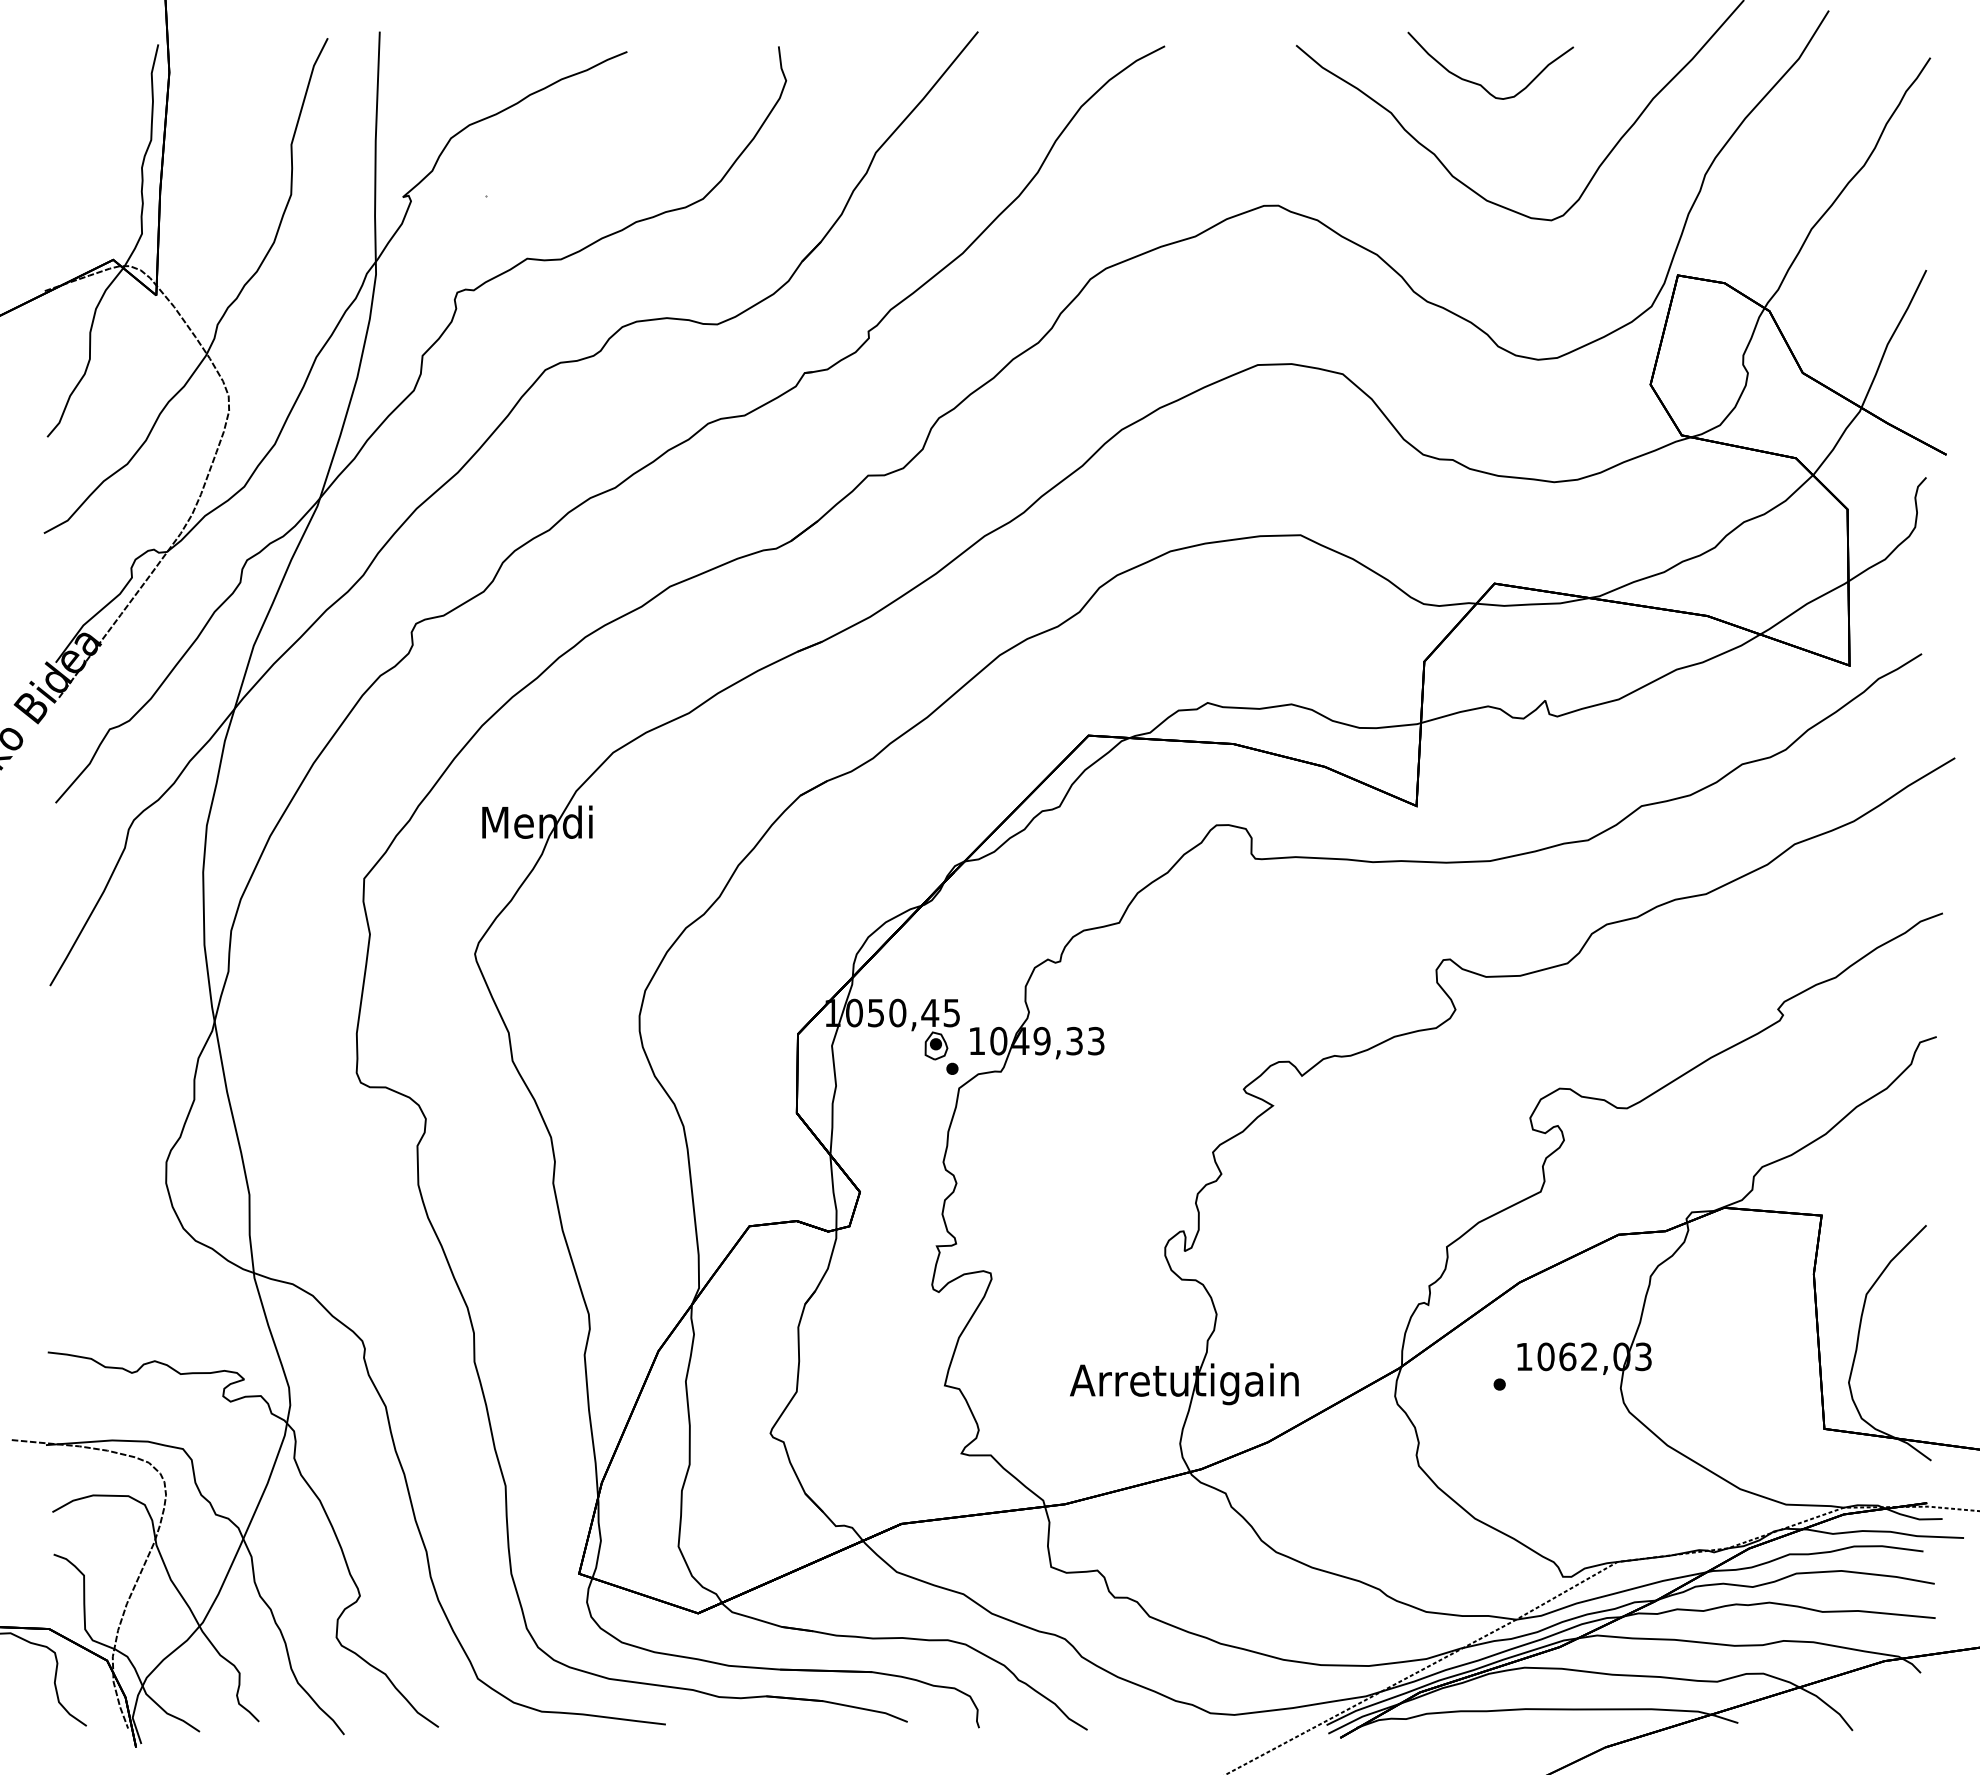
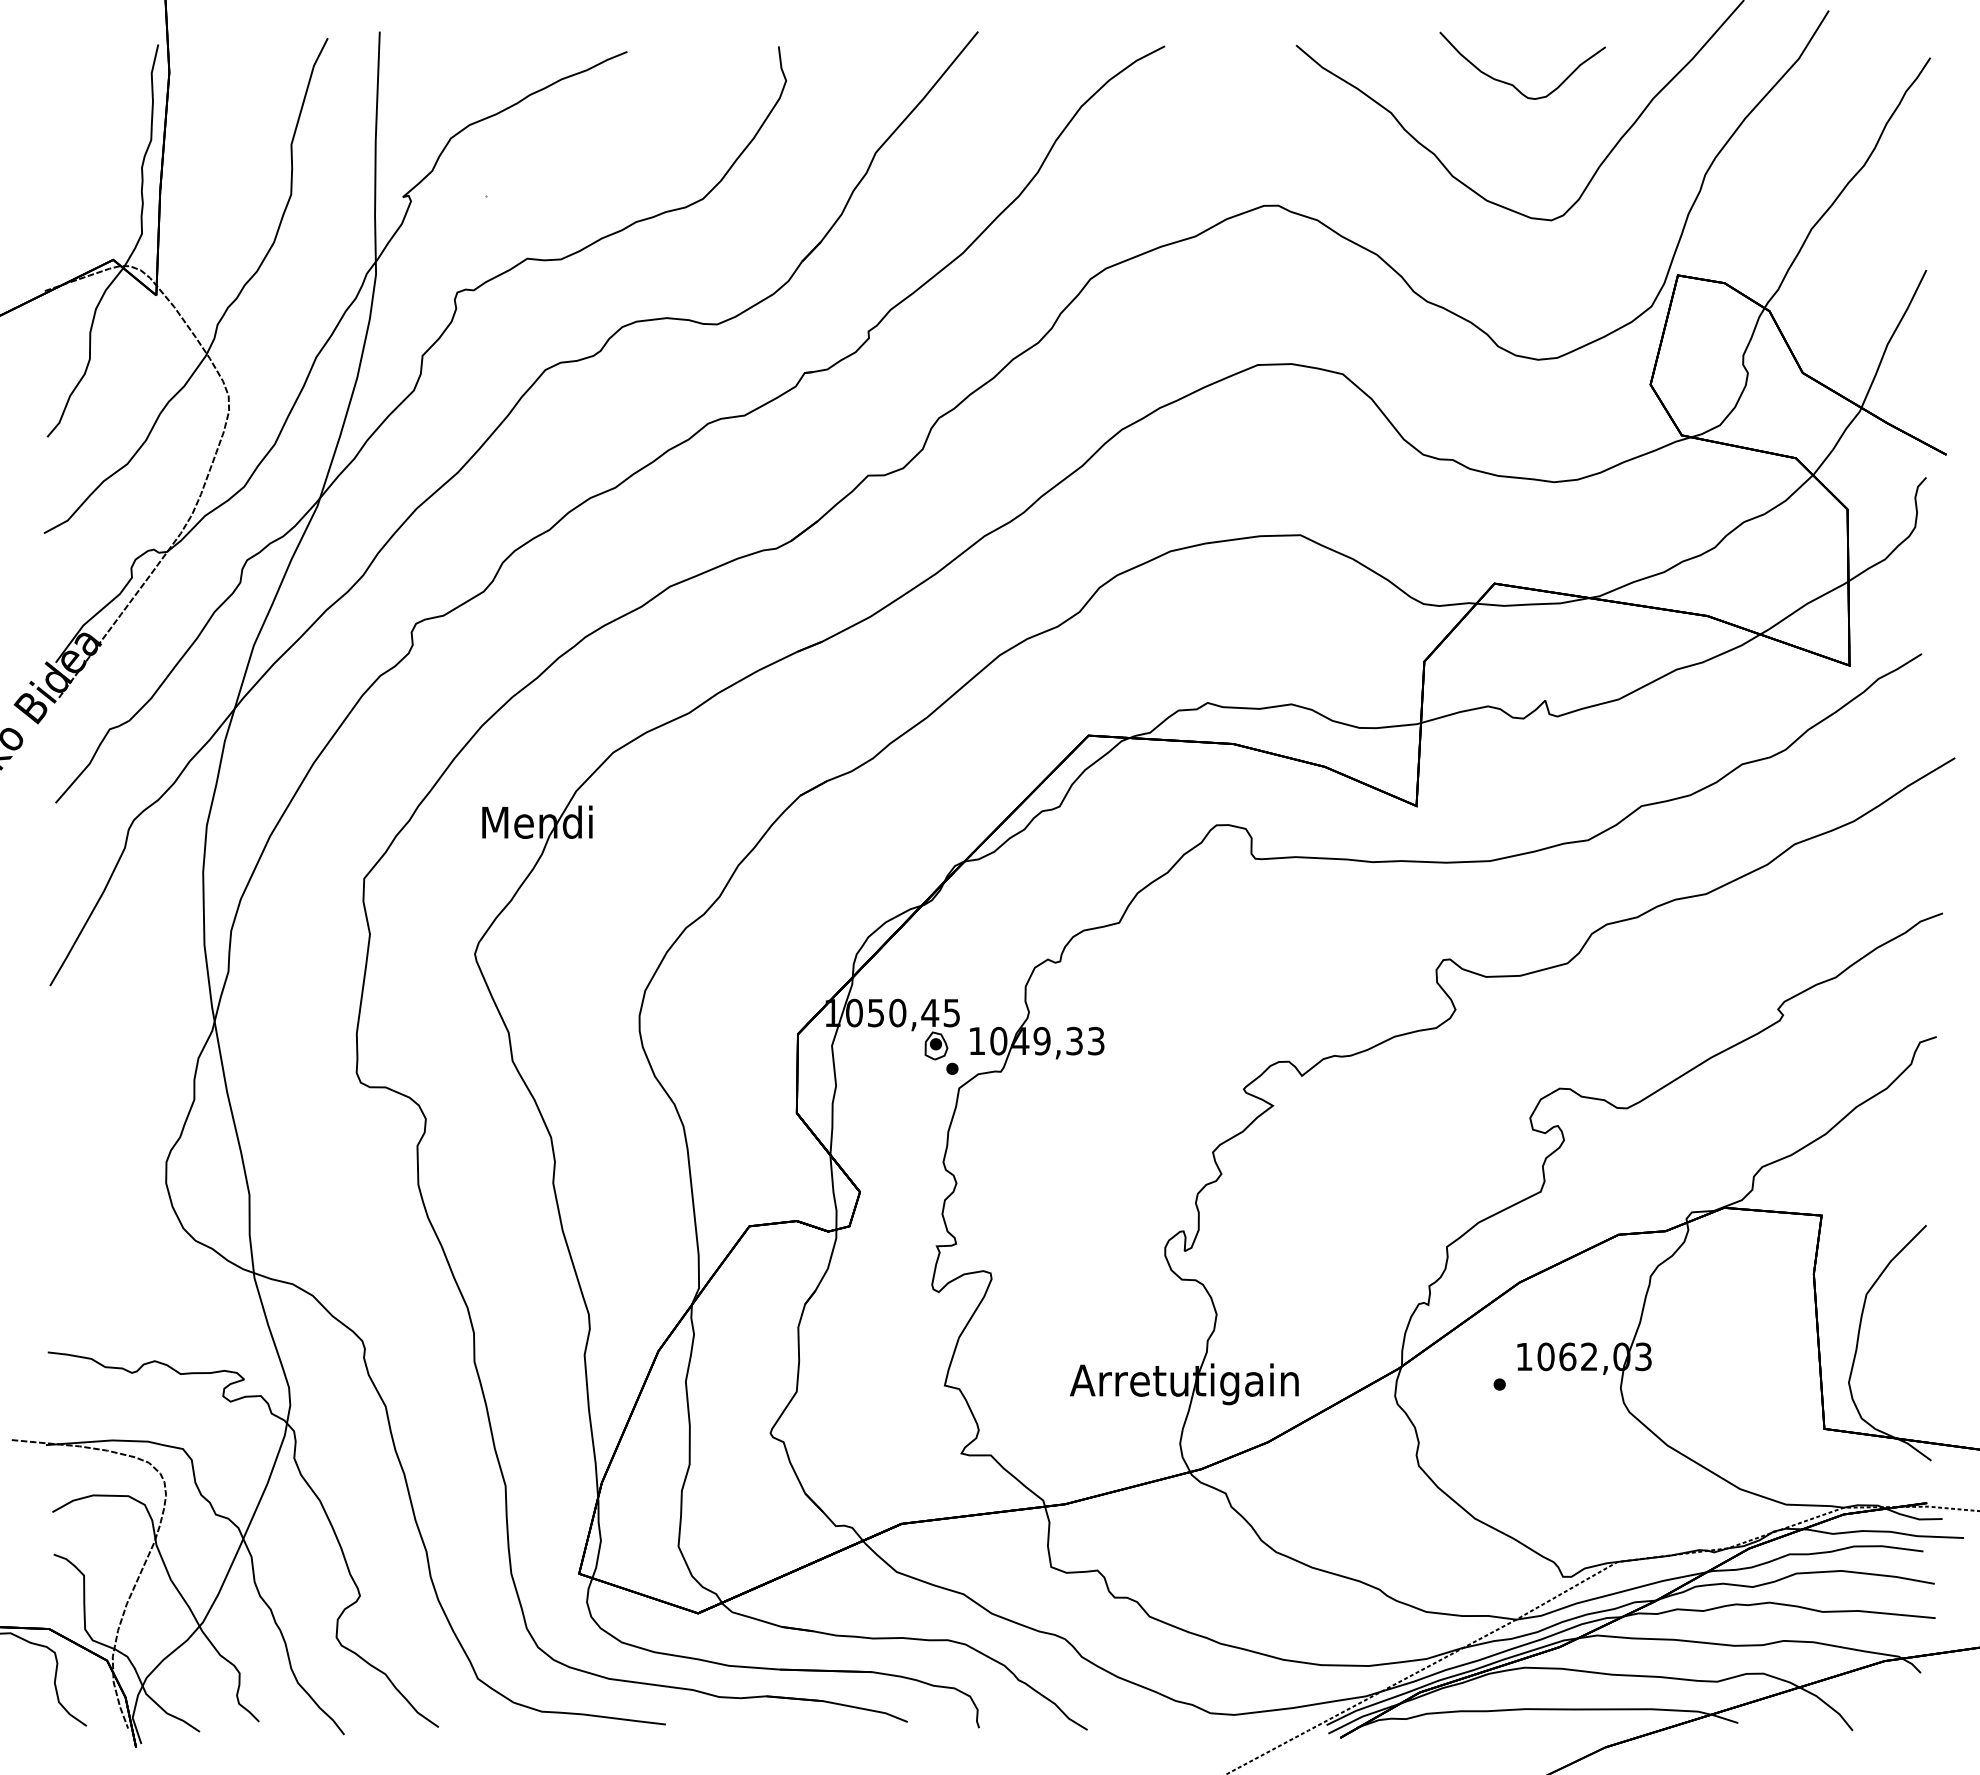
curve position: (1481, 84) -> (1513, 84) (1513, 84)
